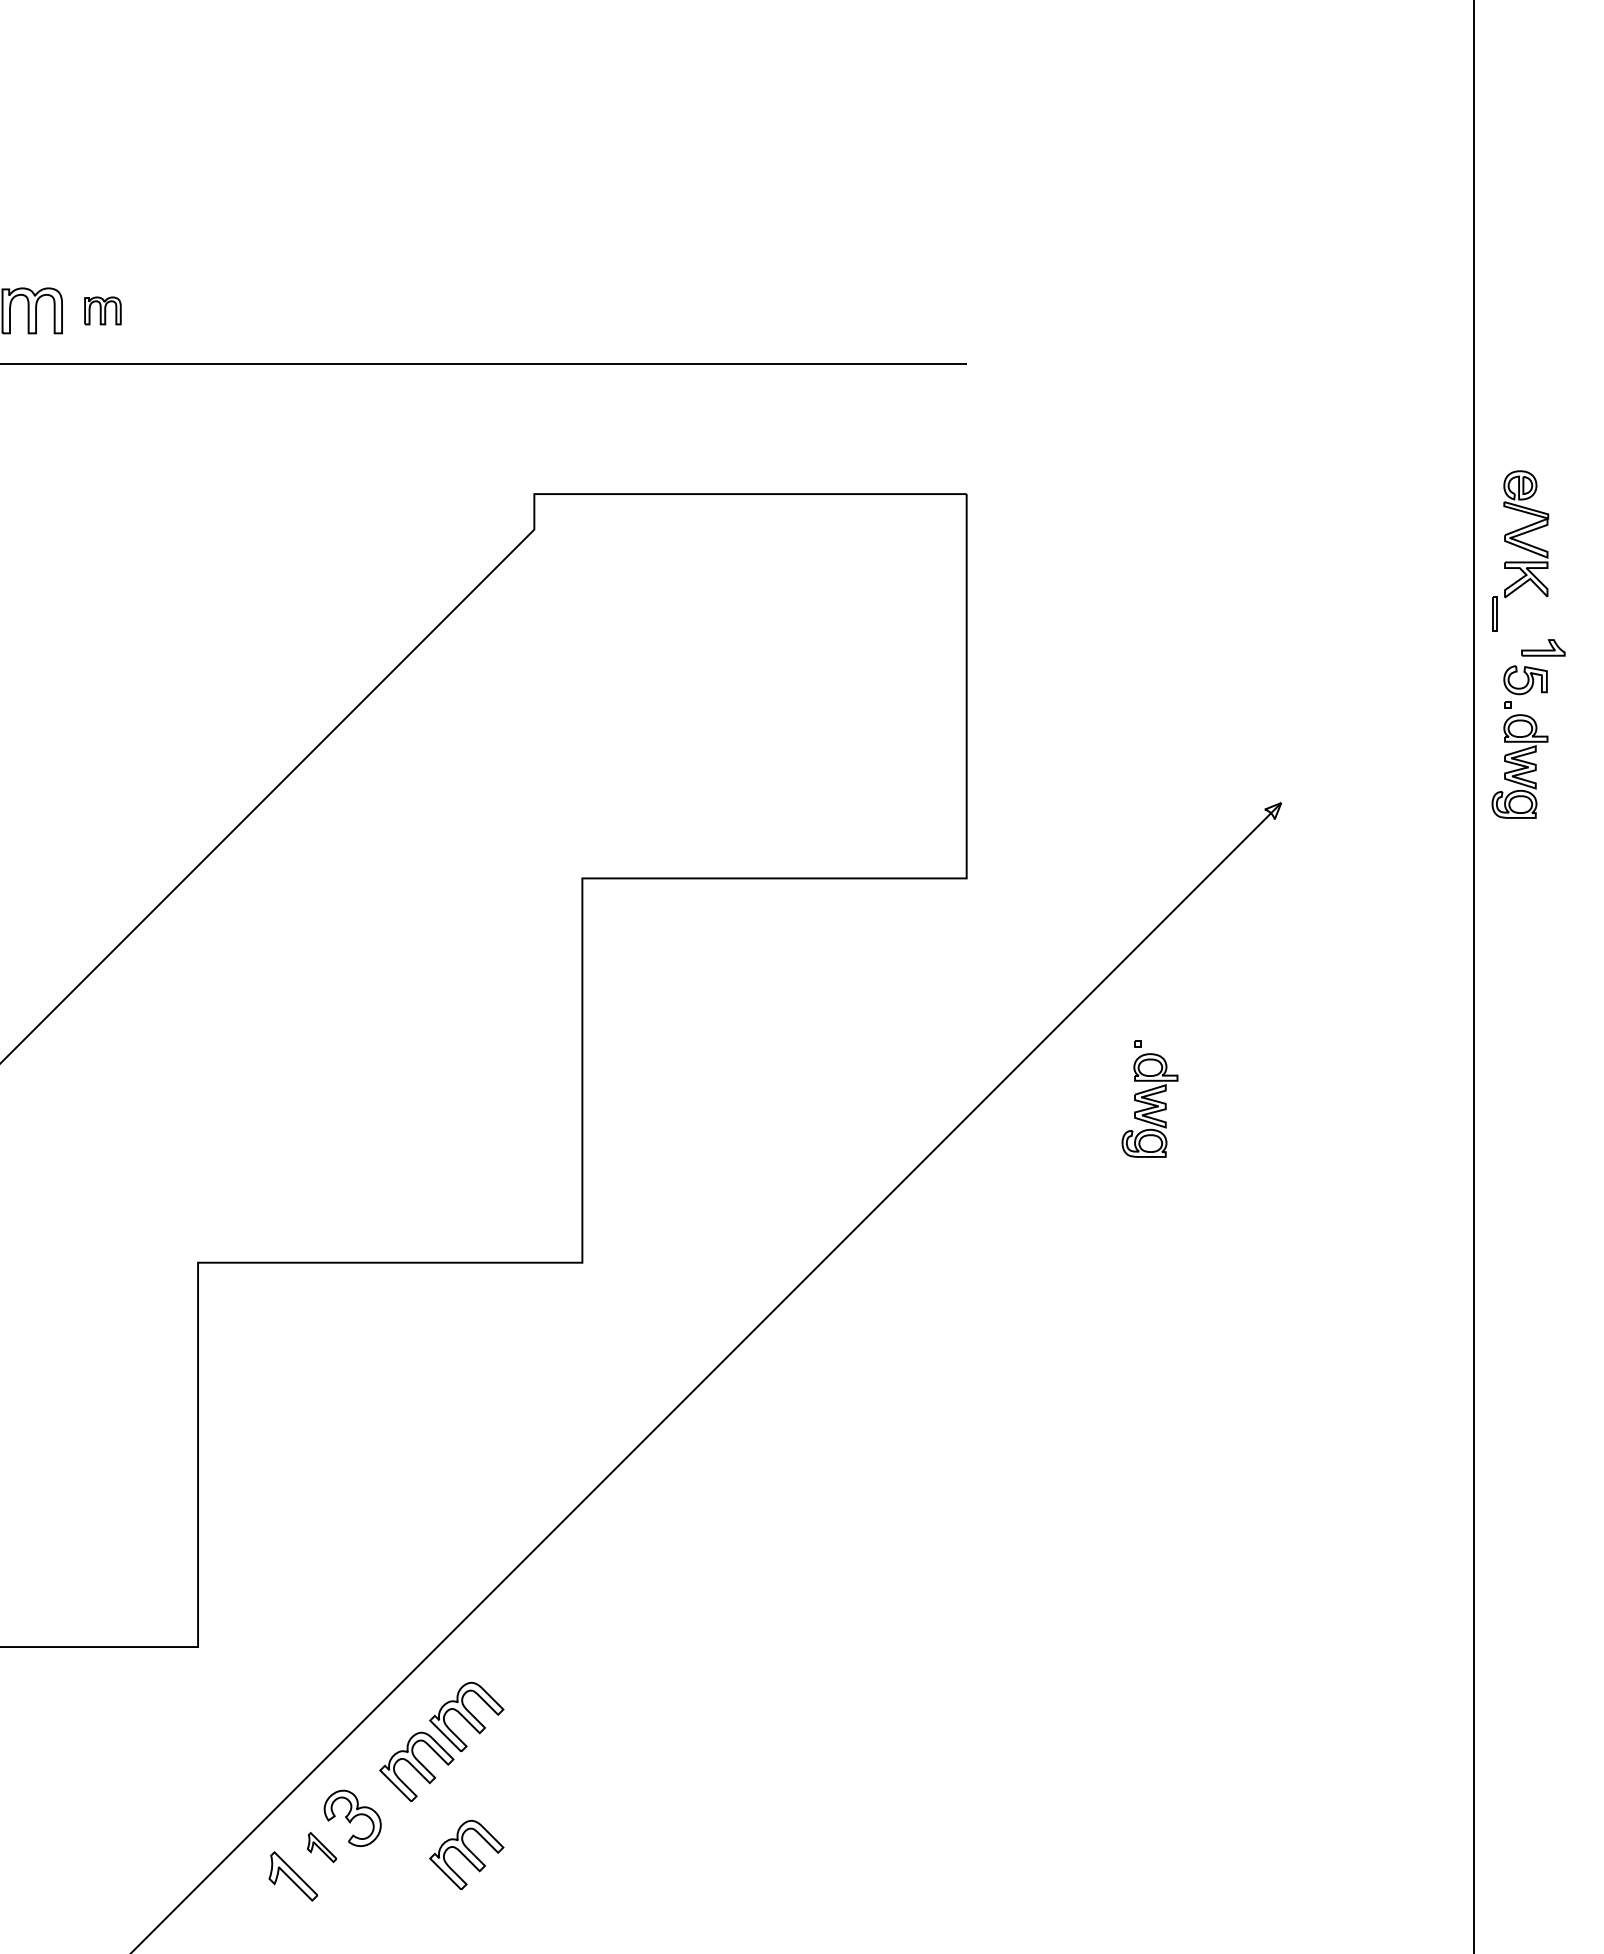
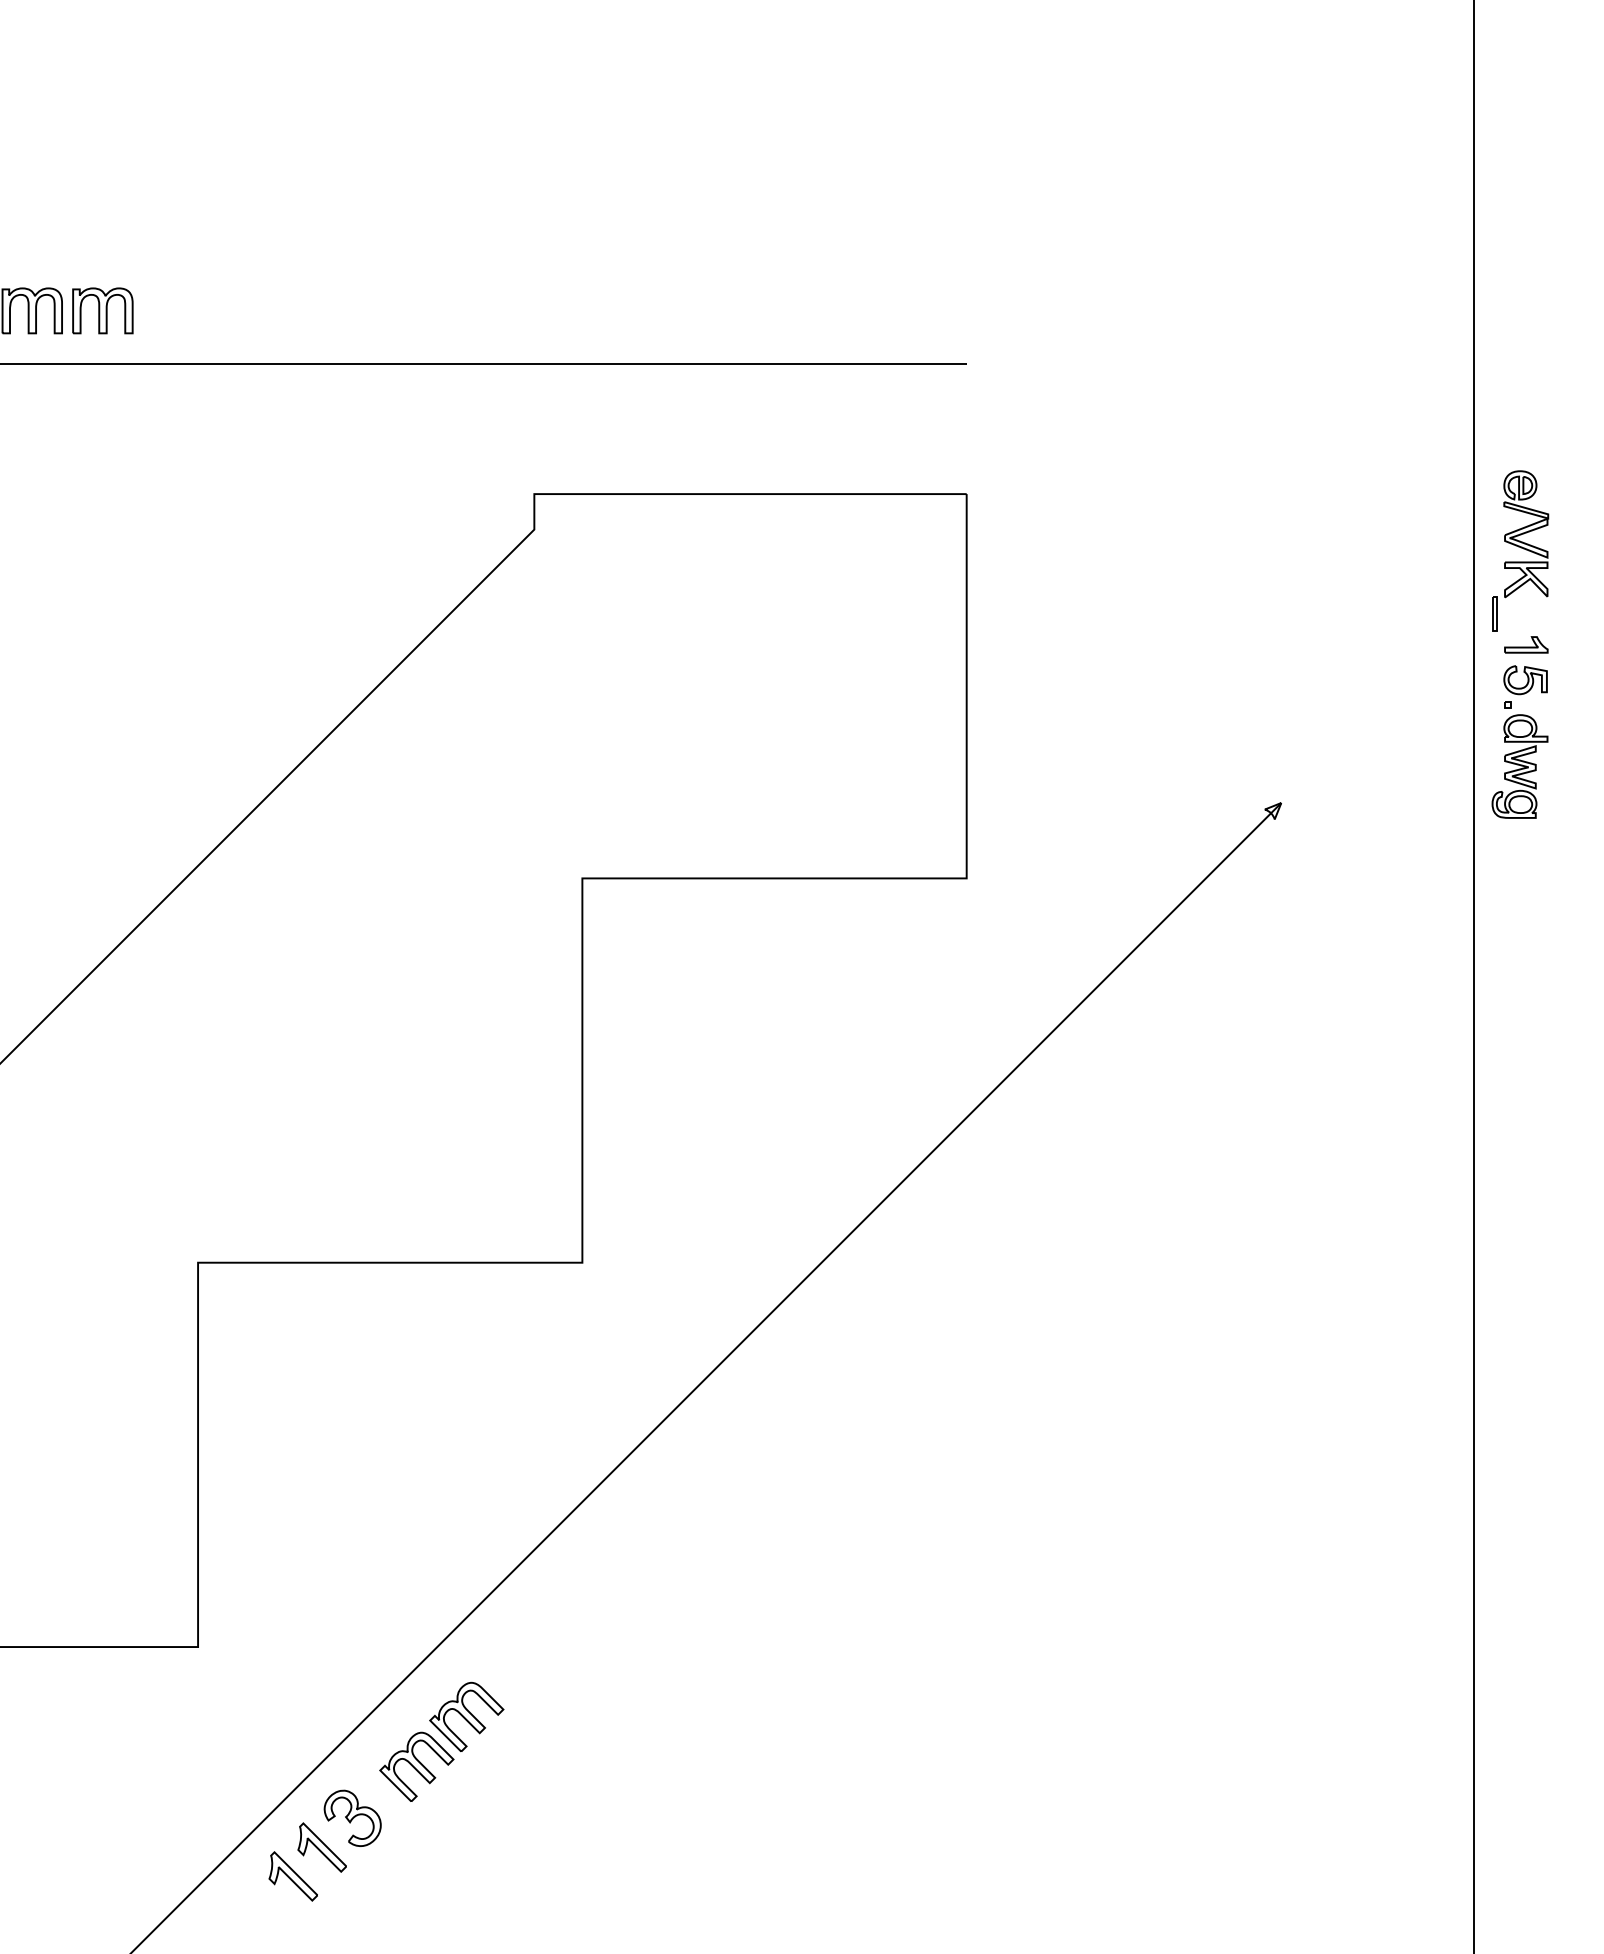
part size: 38x30 px -> 62x48 px (102, 310)
part position: (1543, 647) -> (1526, 644) (1526, 644)
part: present -> none (1149, 1098)
part size: 31x32 px -> 50x51 px (321, 1847)
part: present -> none (466, 1854)
